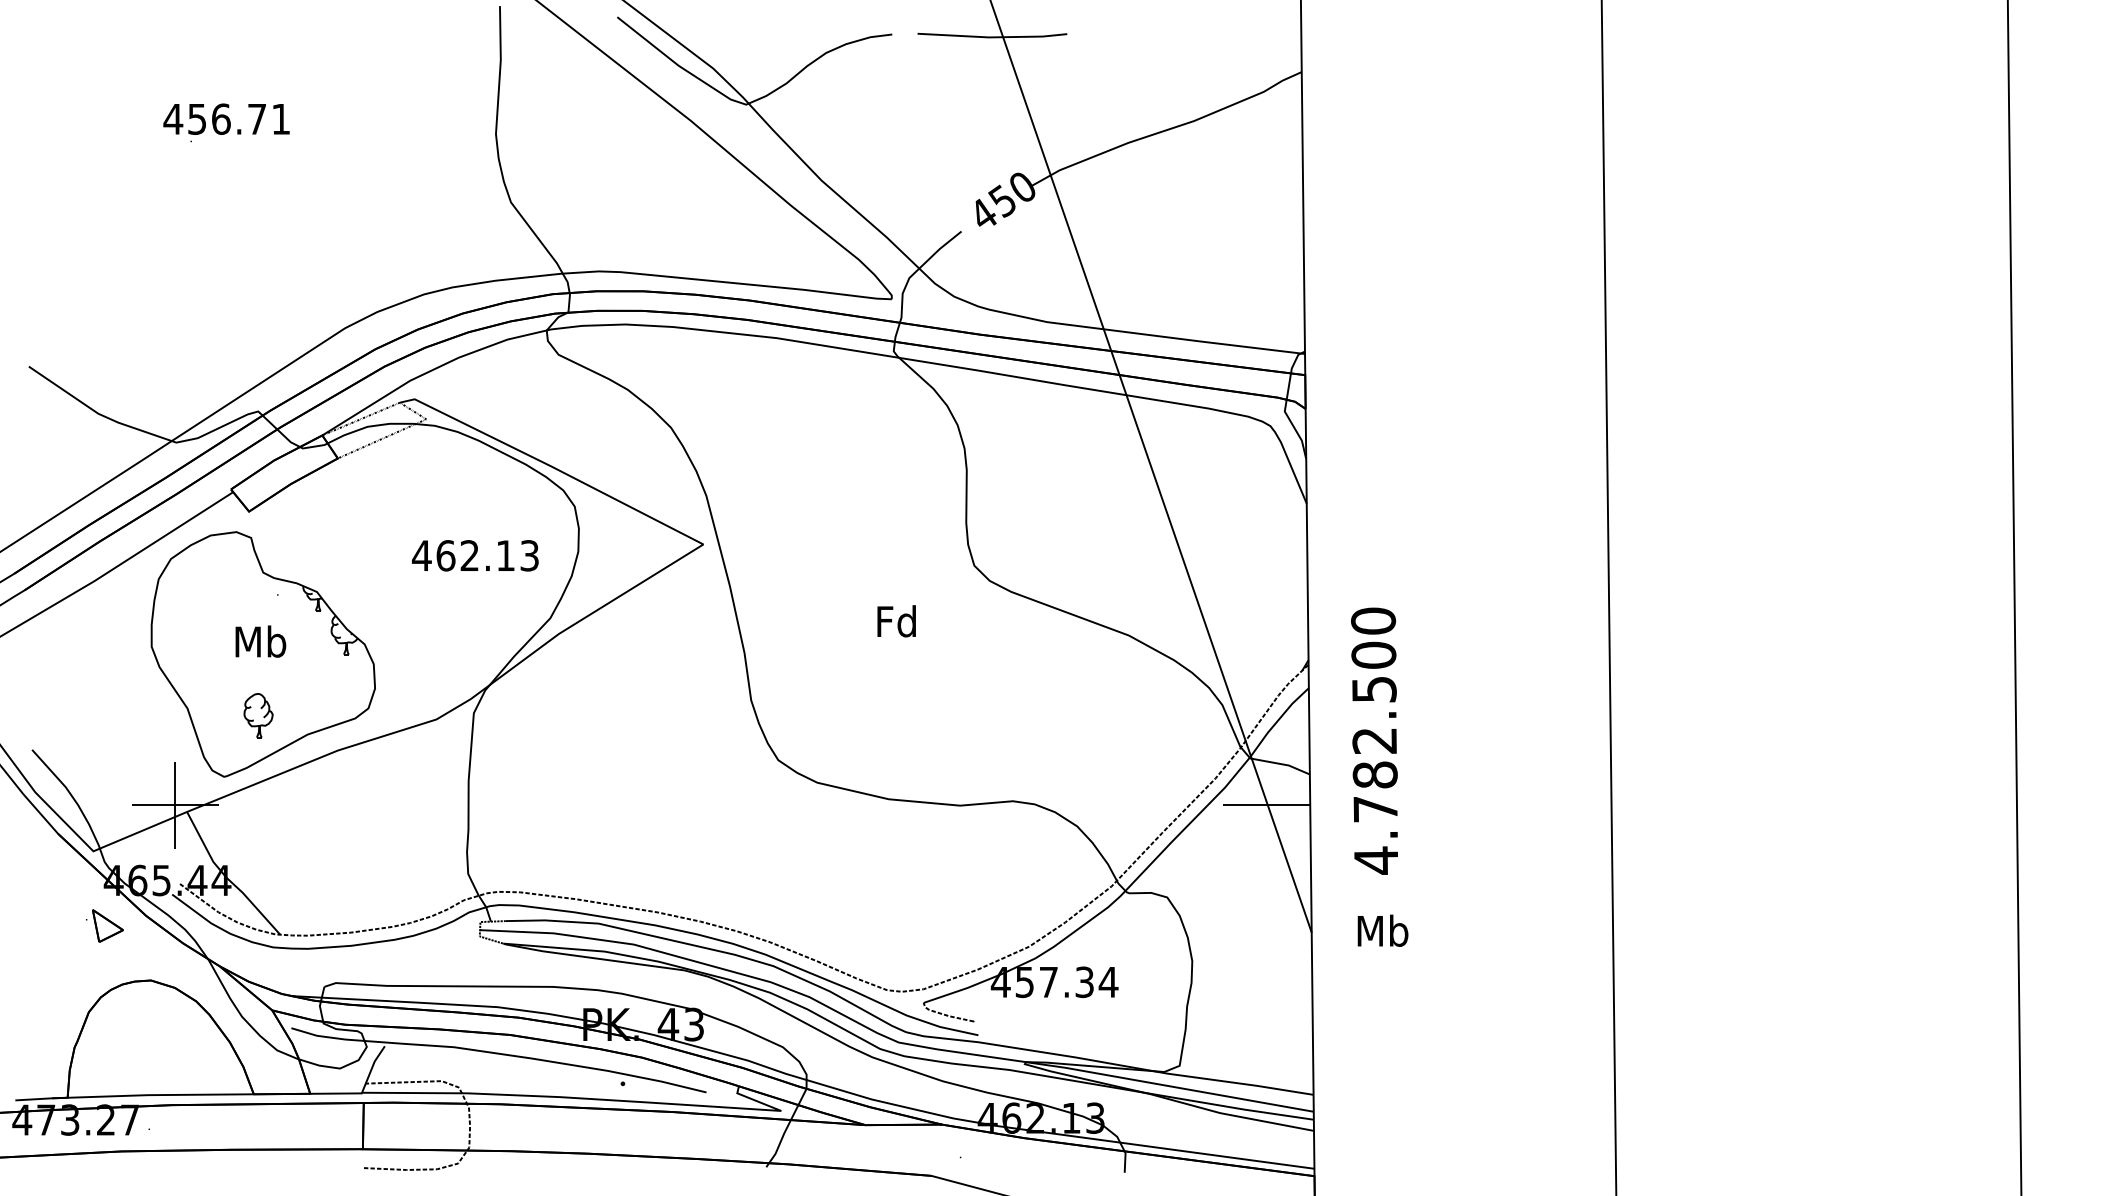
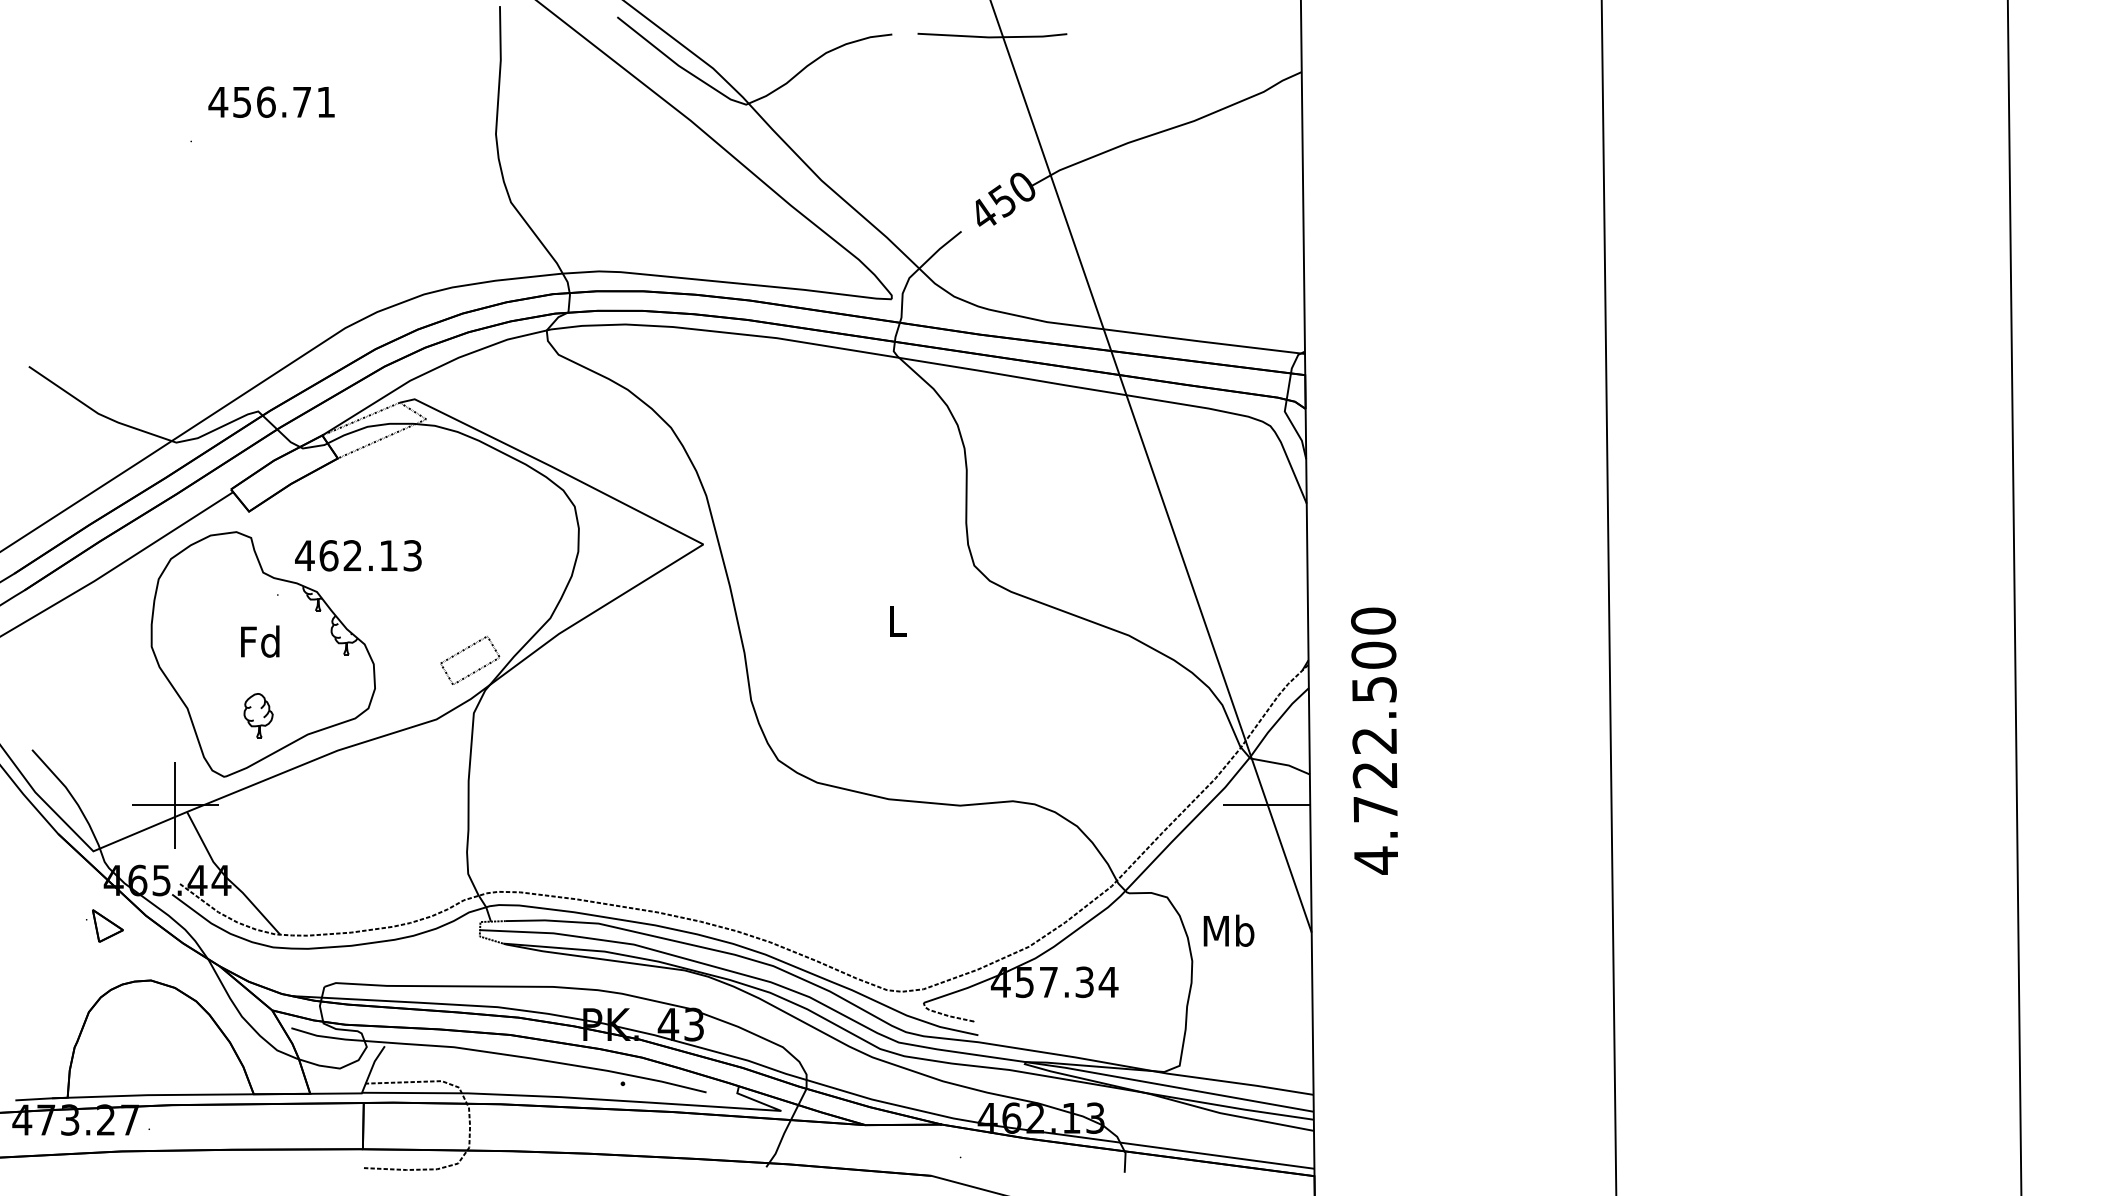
text position: (226, 118) -> (271, 101) (271, 101)
text position: (475, 555) -> (358, 555) (358, 555)
text: Fd -> L (896, 621)
text: Mb -> Fd (260, 641)
part: none -> present (470, 660)
text: 4.782.500 -> 4.722.500 (1374, 774)
text position: (1382, 930) -> (1228, 930) (1228, 930)
